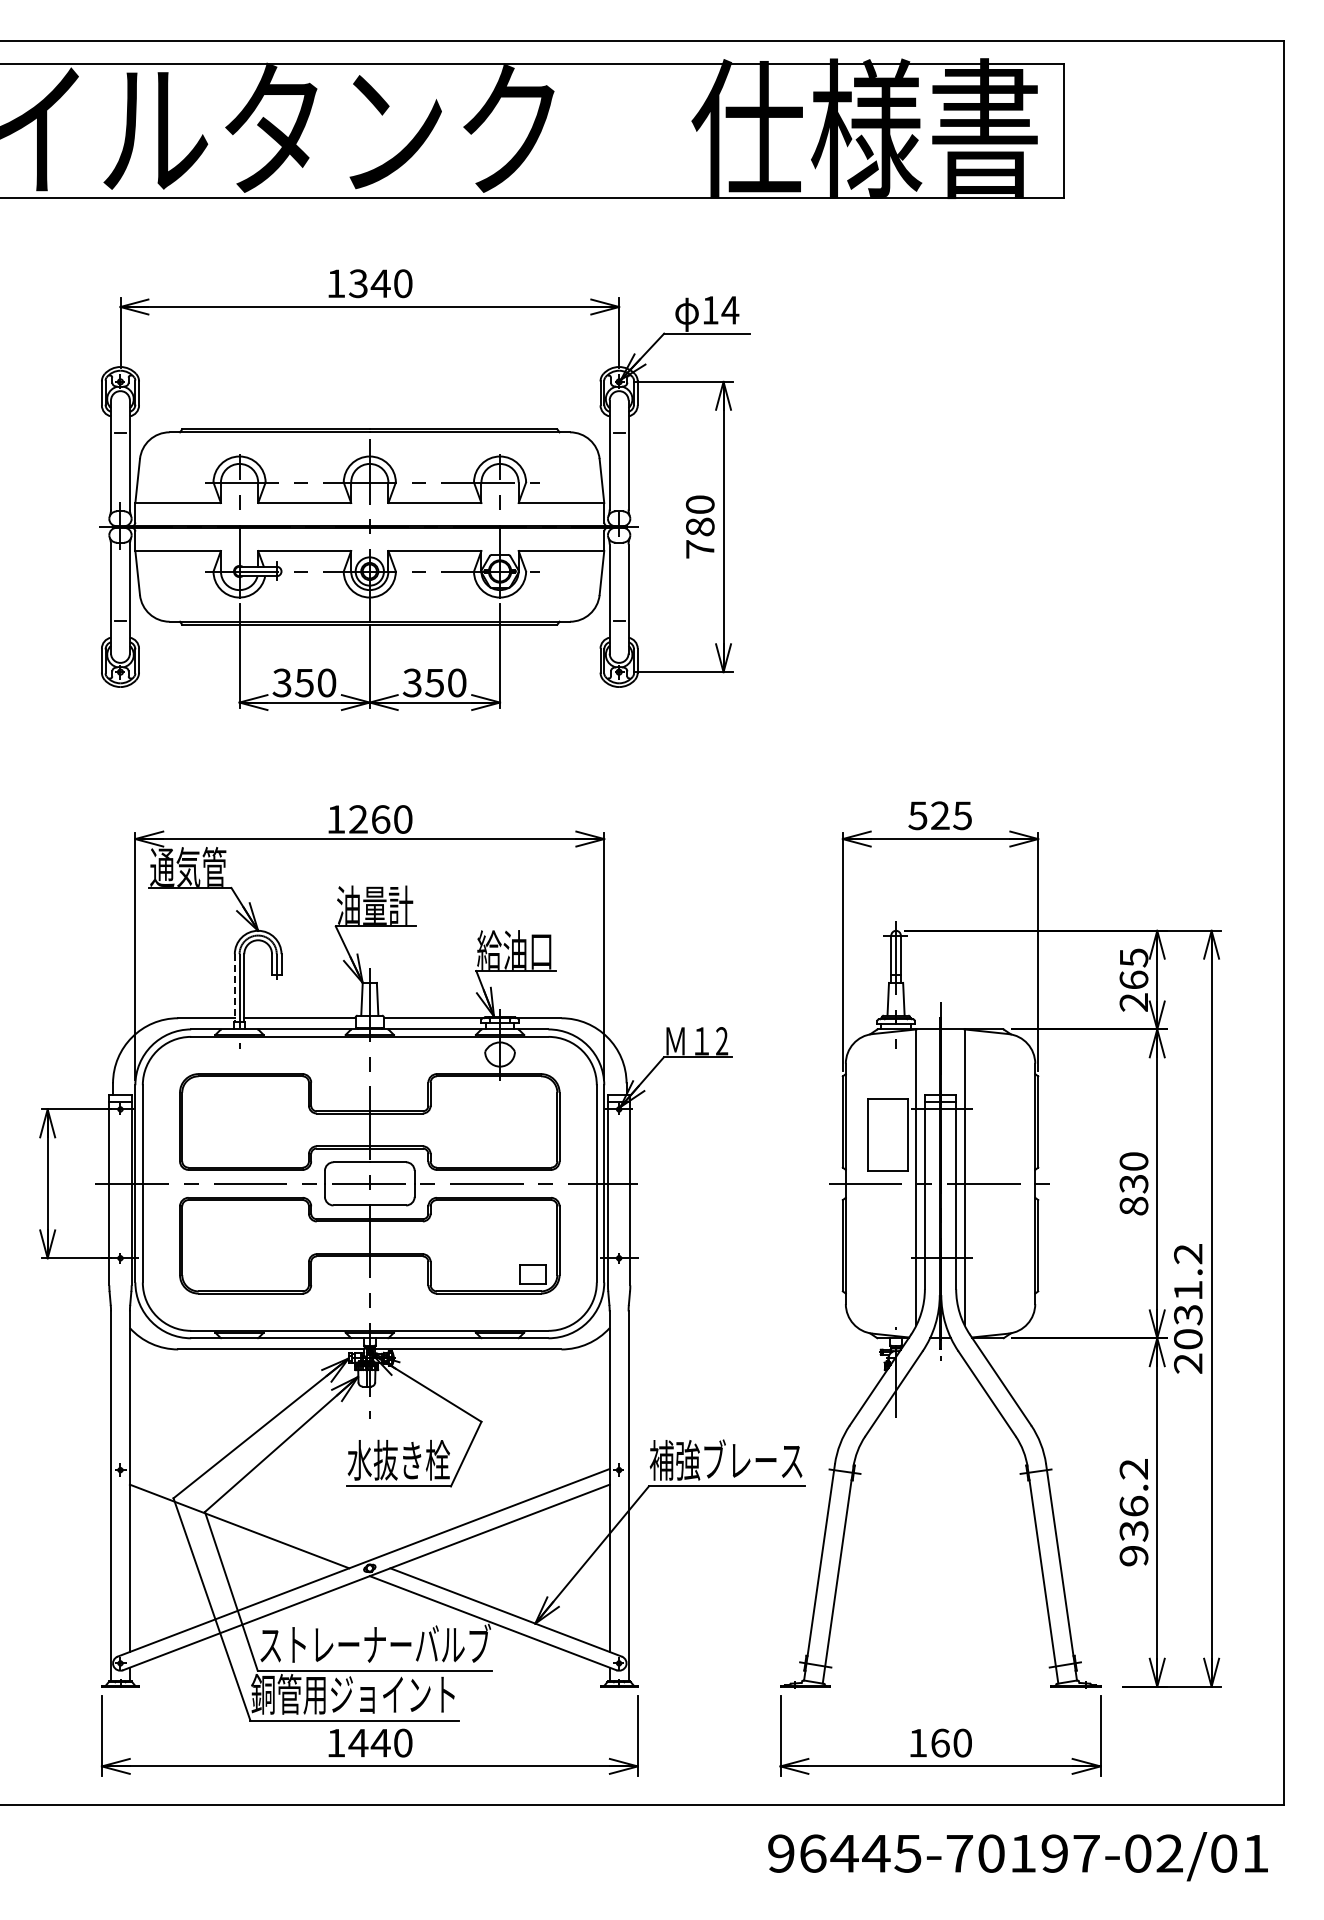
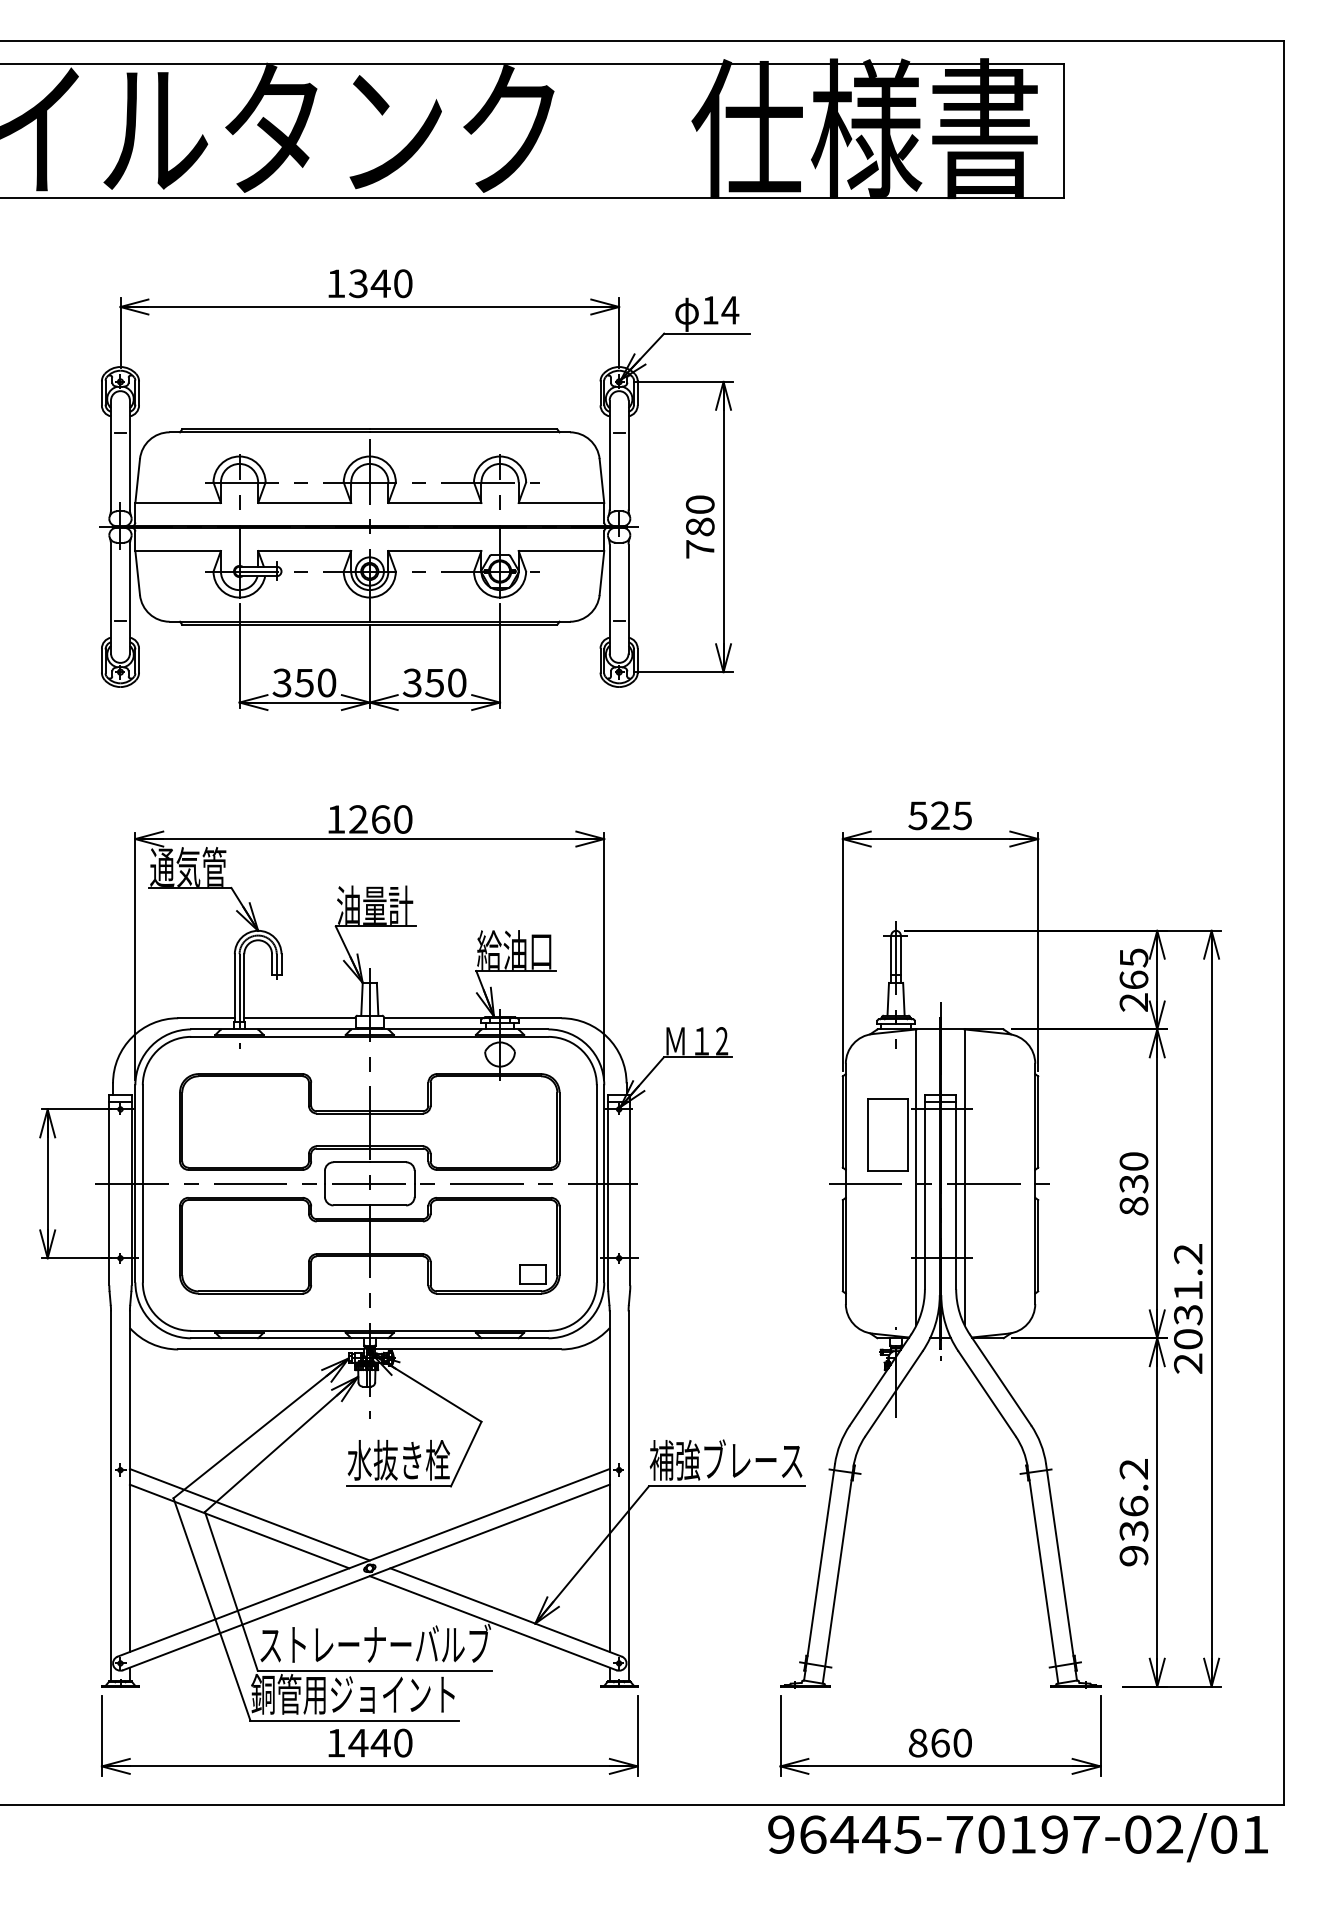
line: dashed -> solid (234, 988)
line: none -> present (249, 1514)
text: 160 -> 860 (918, 1742)
text position: (1017, 1856) -> (1017, 1837) (1017, 1837)
